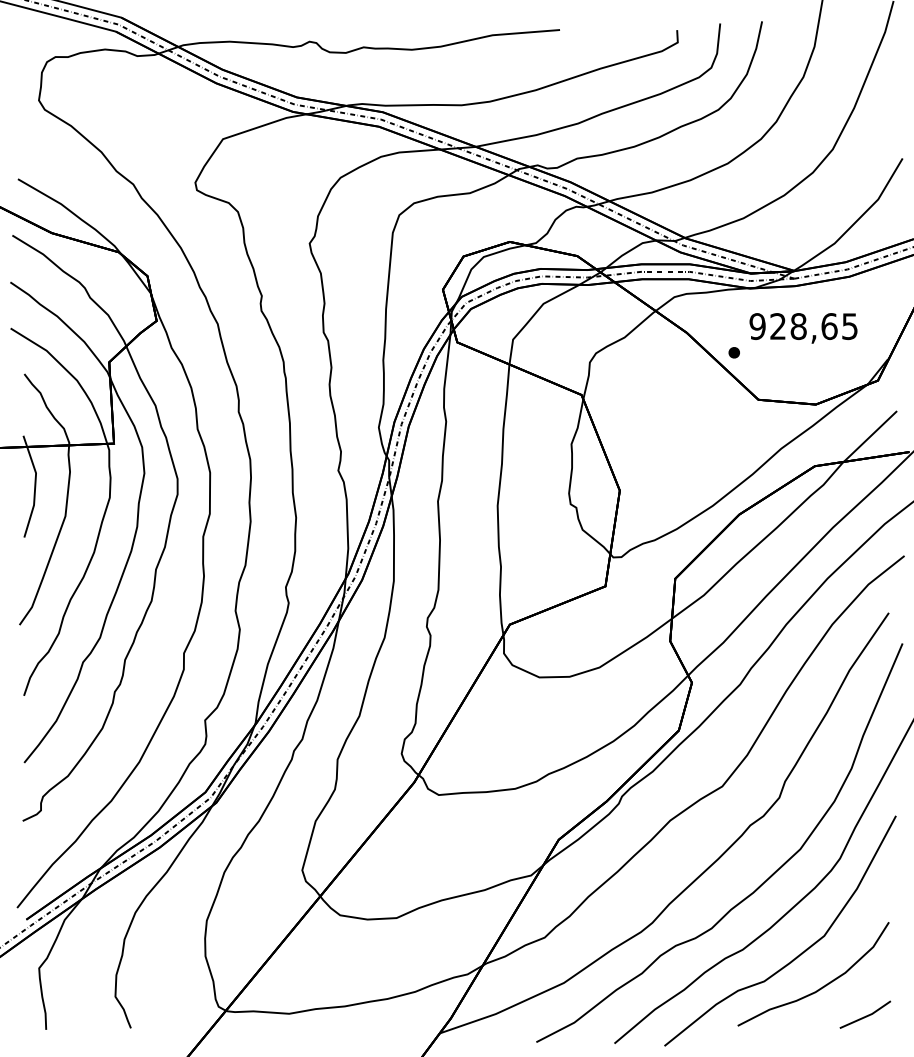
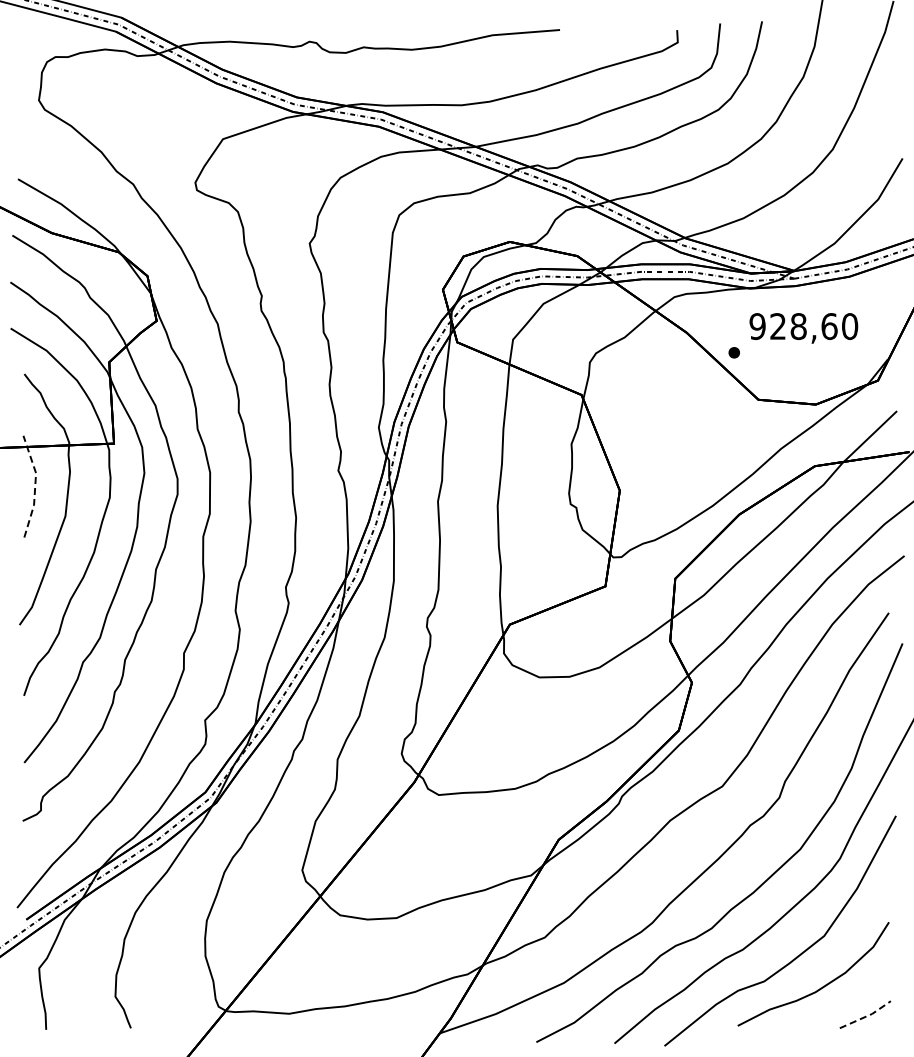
text: 928,65 -> 928,60 (850, 326)
line: solid -> dashed (35, 486)
line: solid -> dashed (866, 1016)
